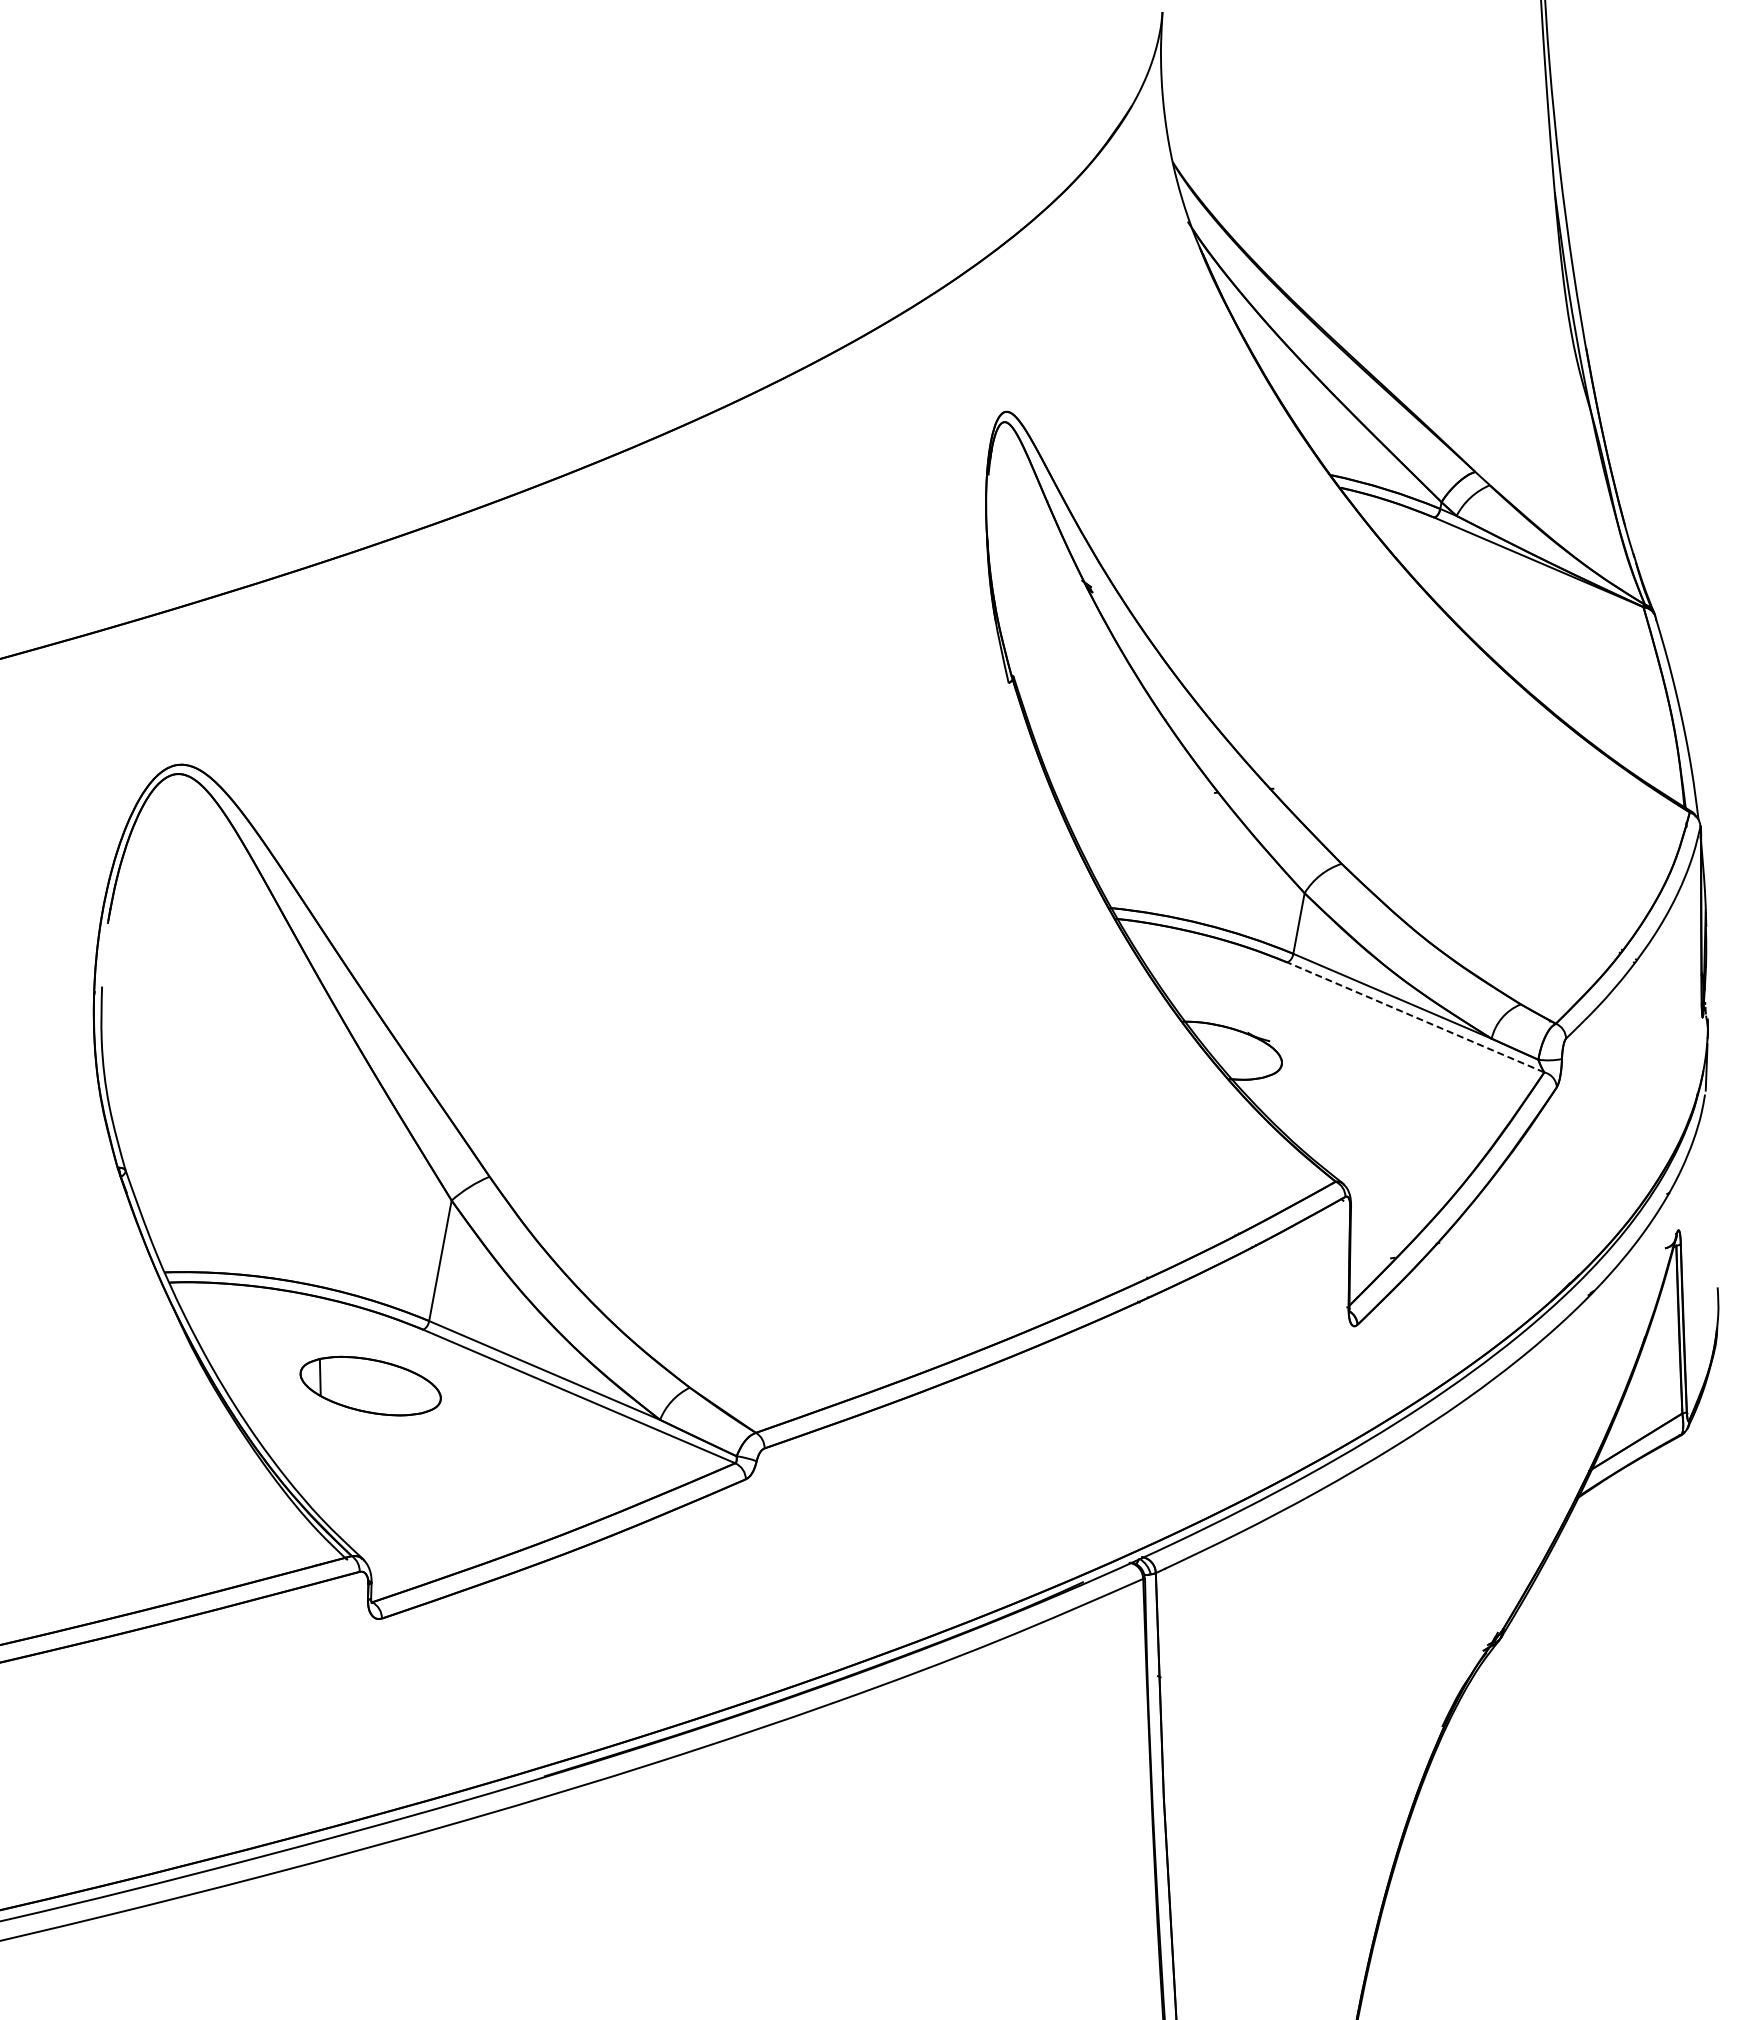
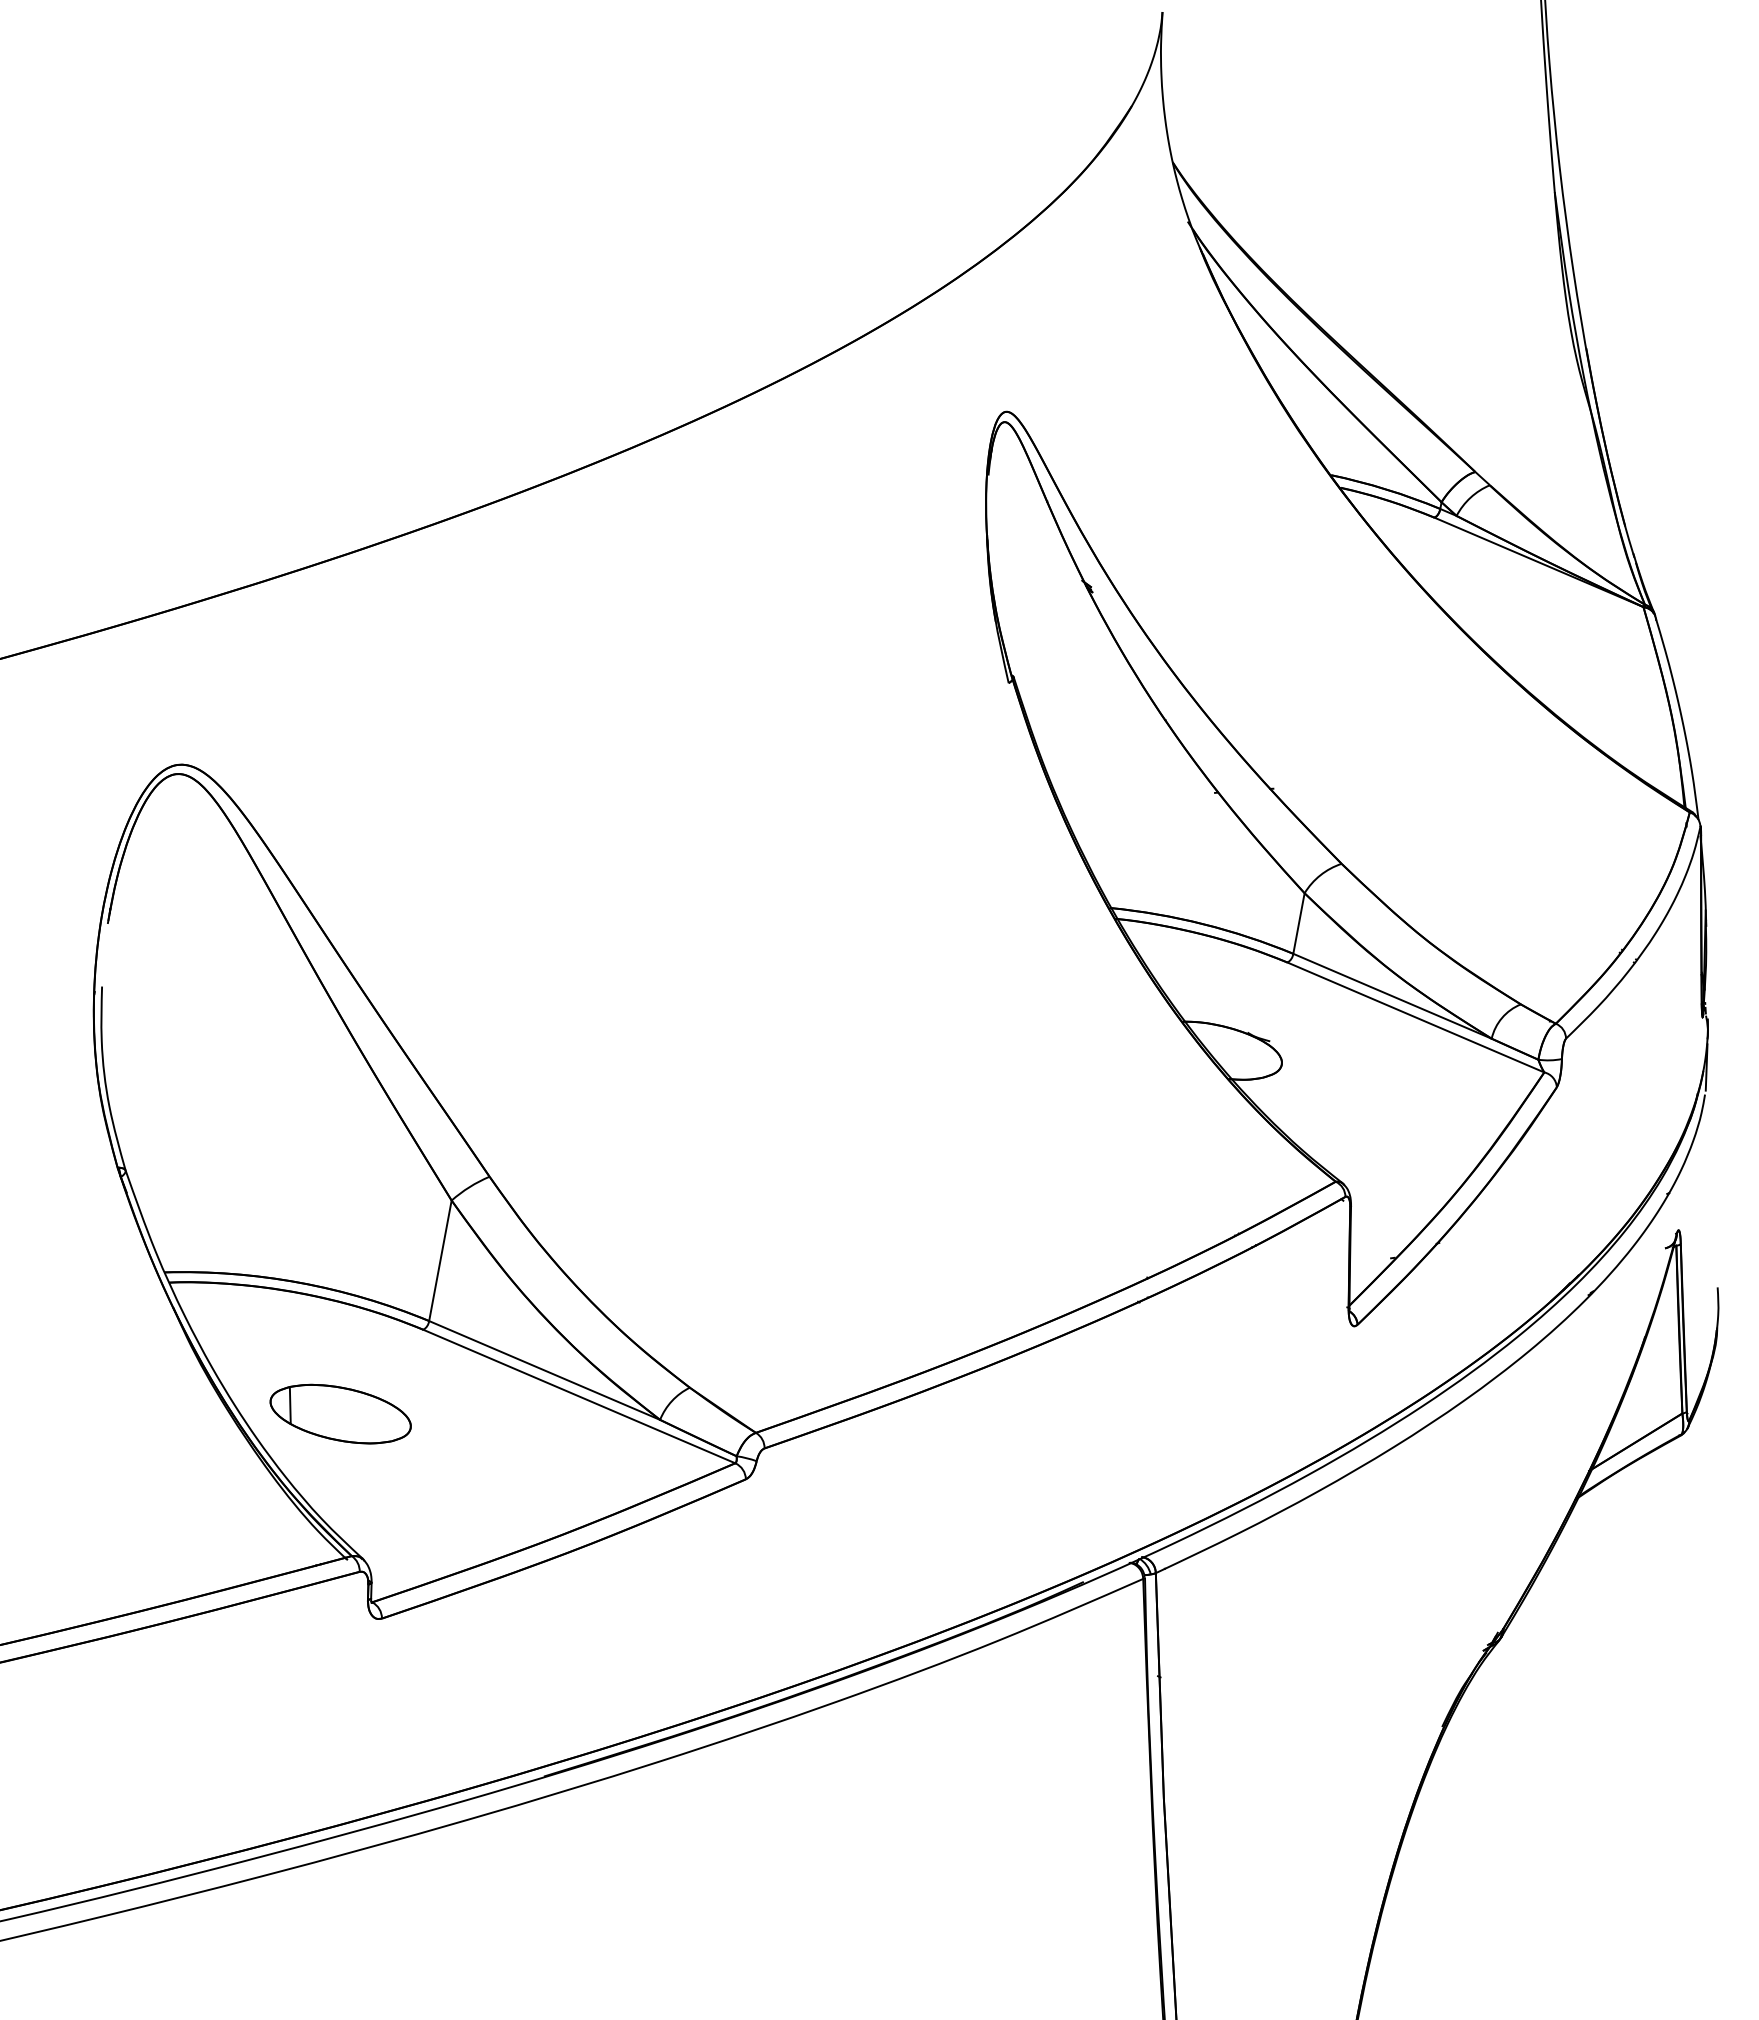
line: dashed -> solid (1415, 1017)
part position: (370, 1385) -> (340, 1413) (340, 1413)
